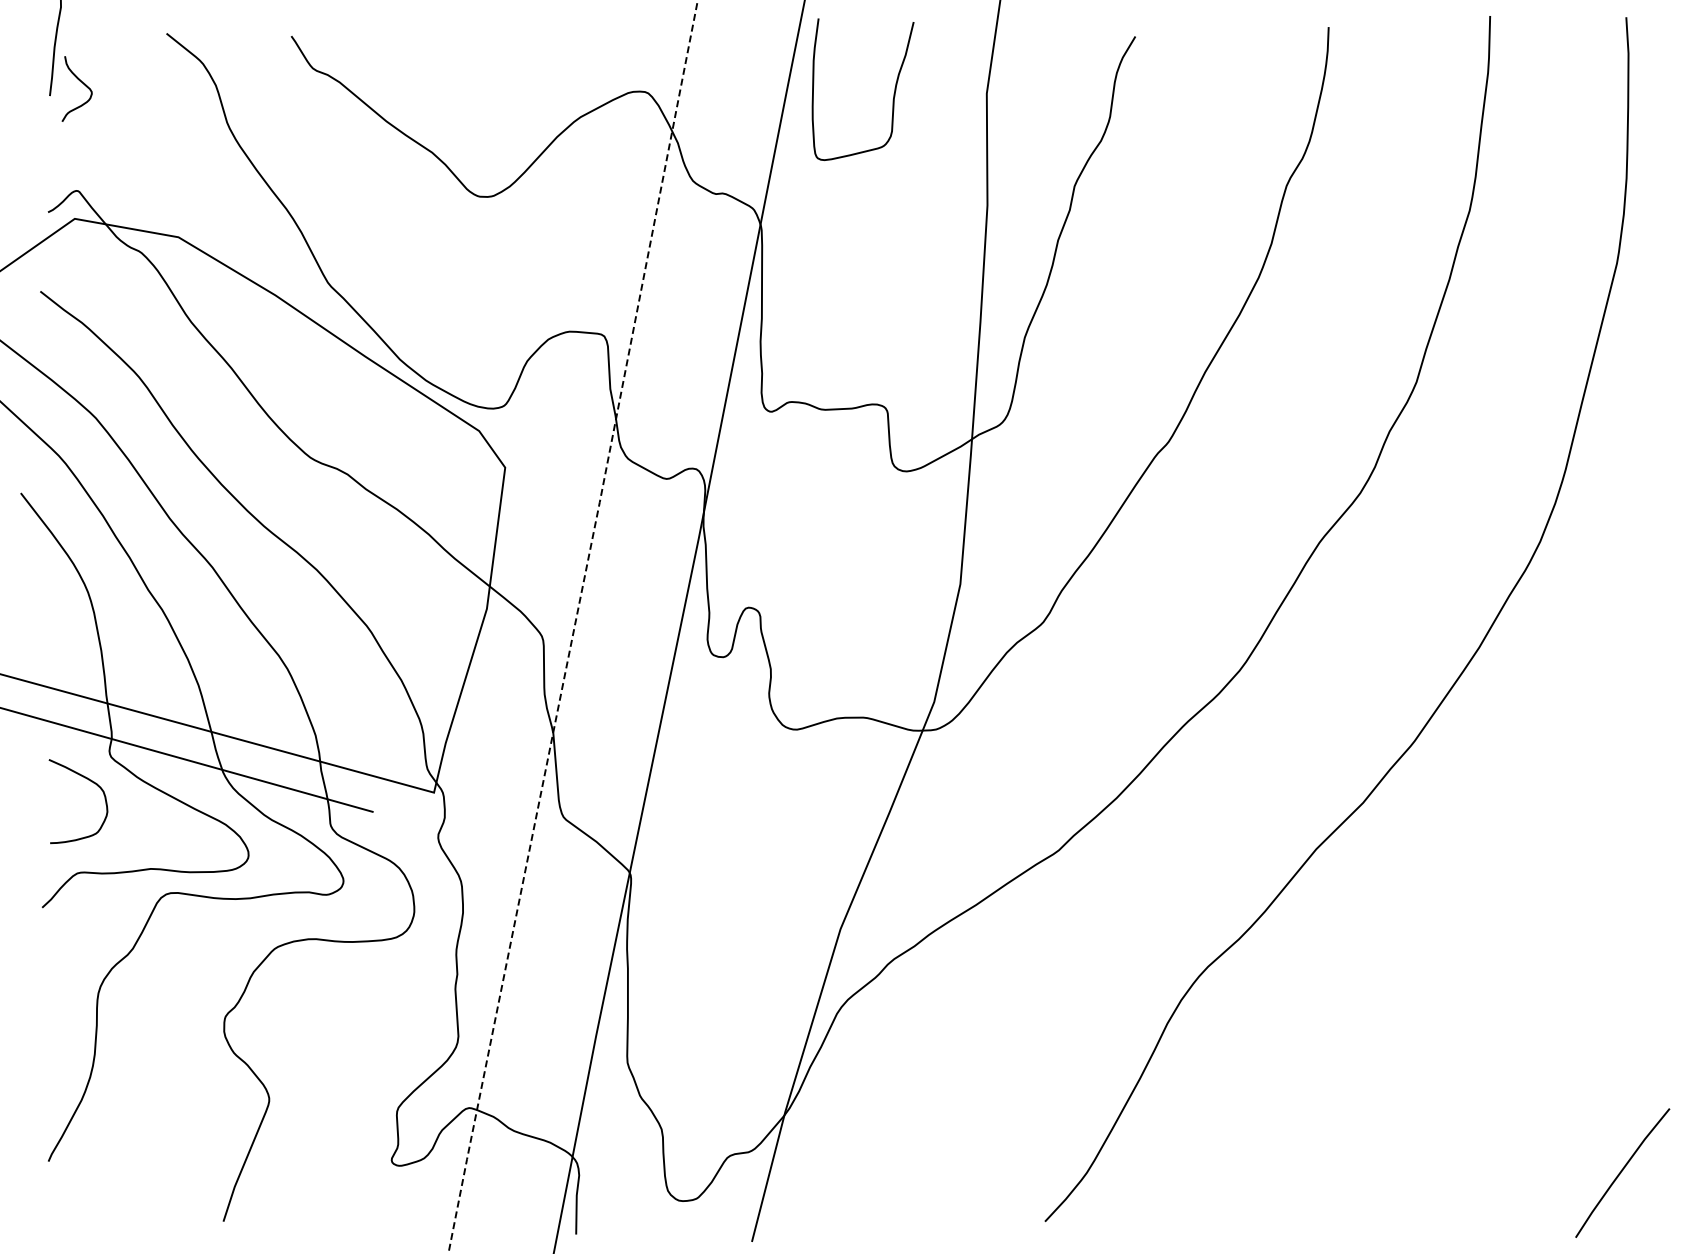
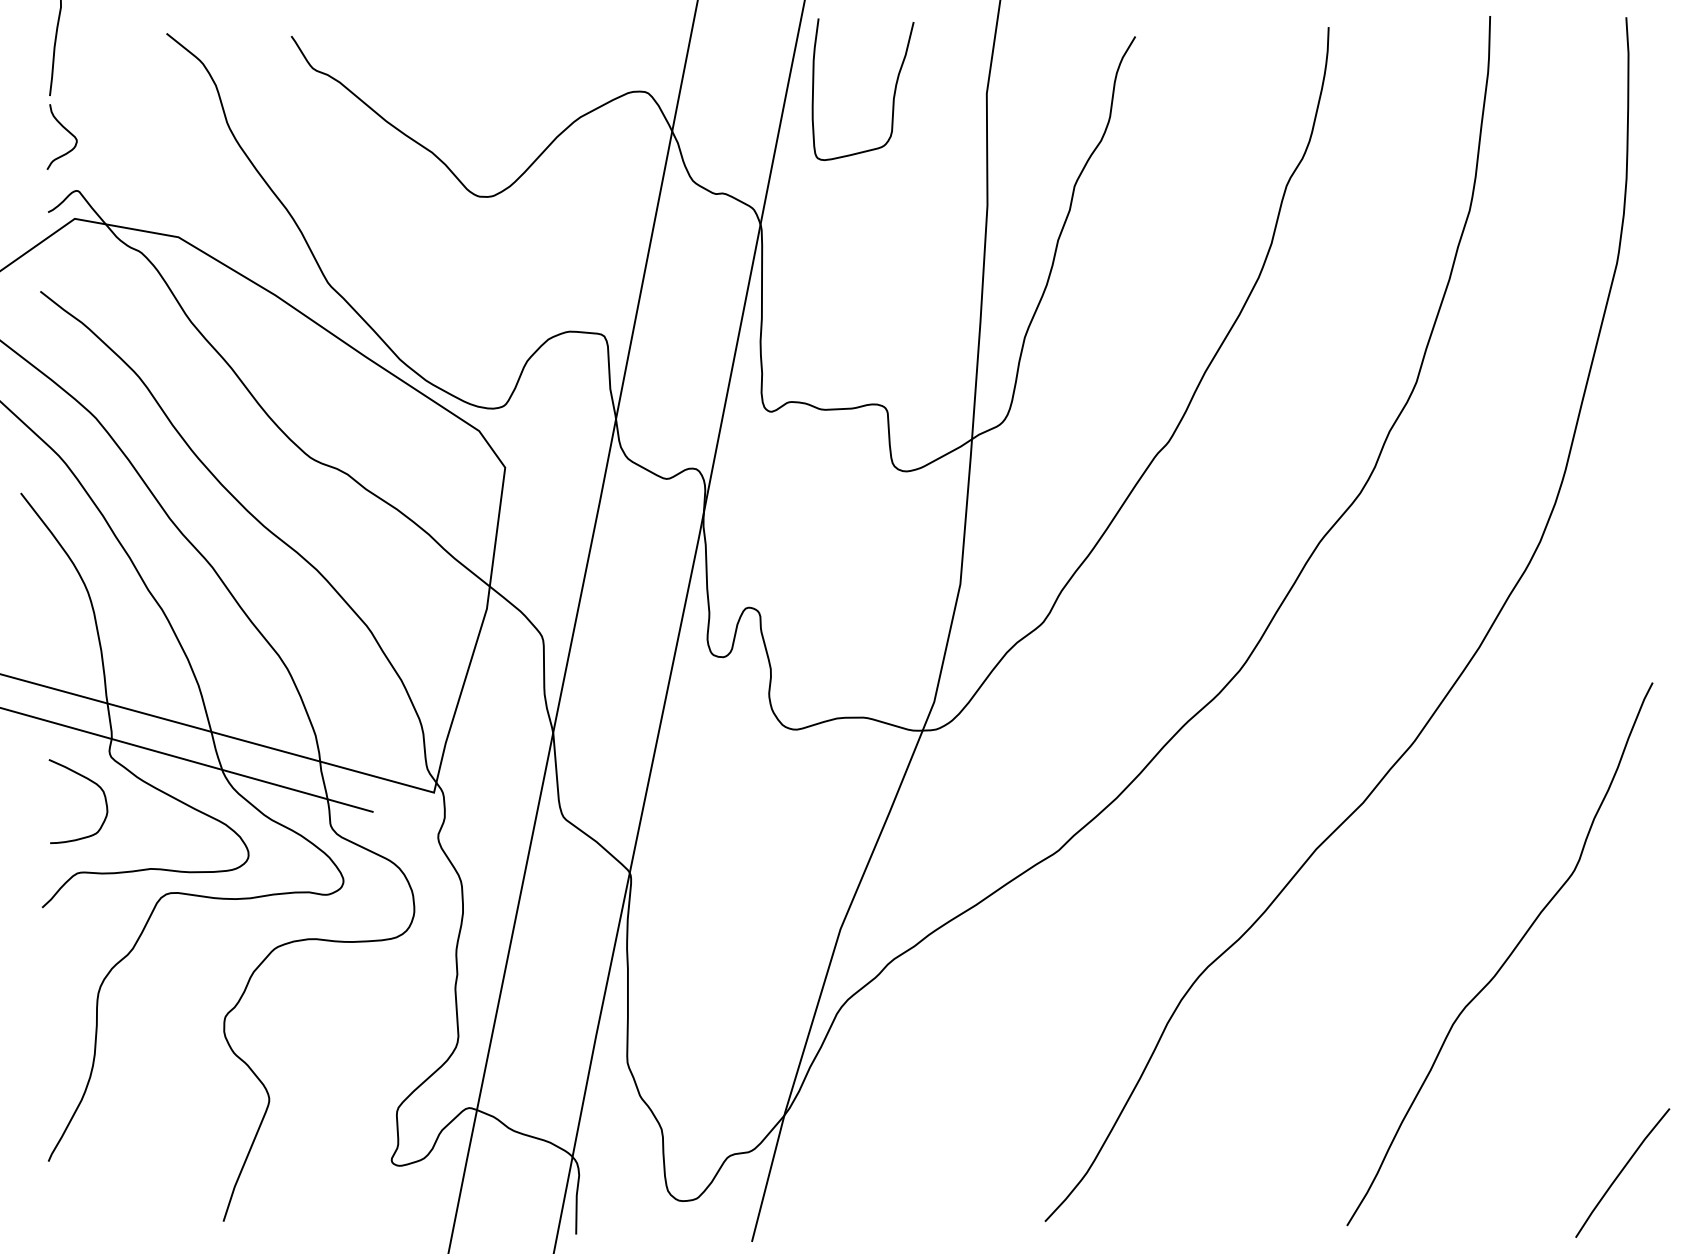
curve position: (79, 81) -> (64, 129) (64, 129)
line: dashed -> solid (574, 626)
curve: none -> present (1505, 959)
